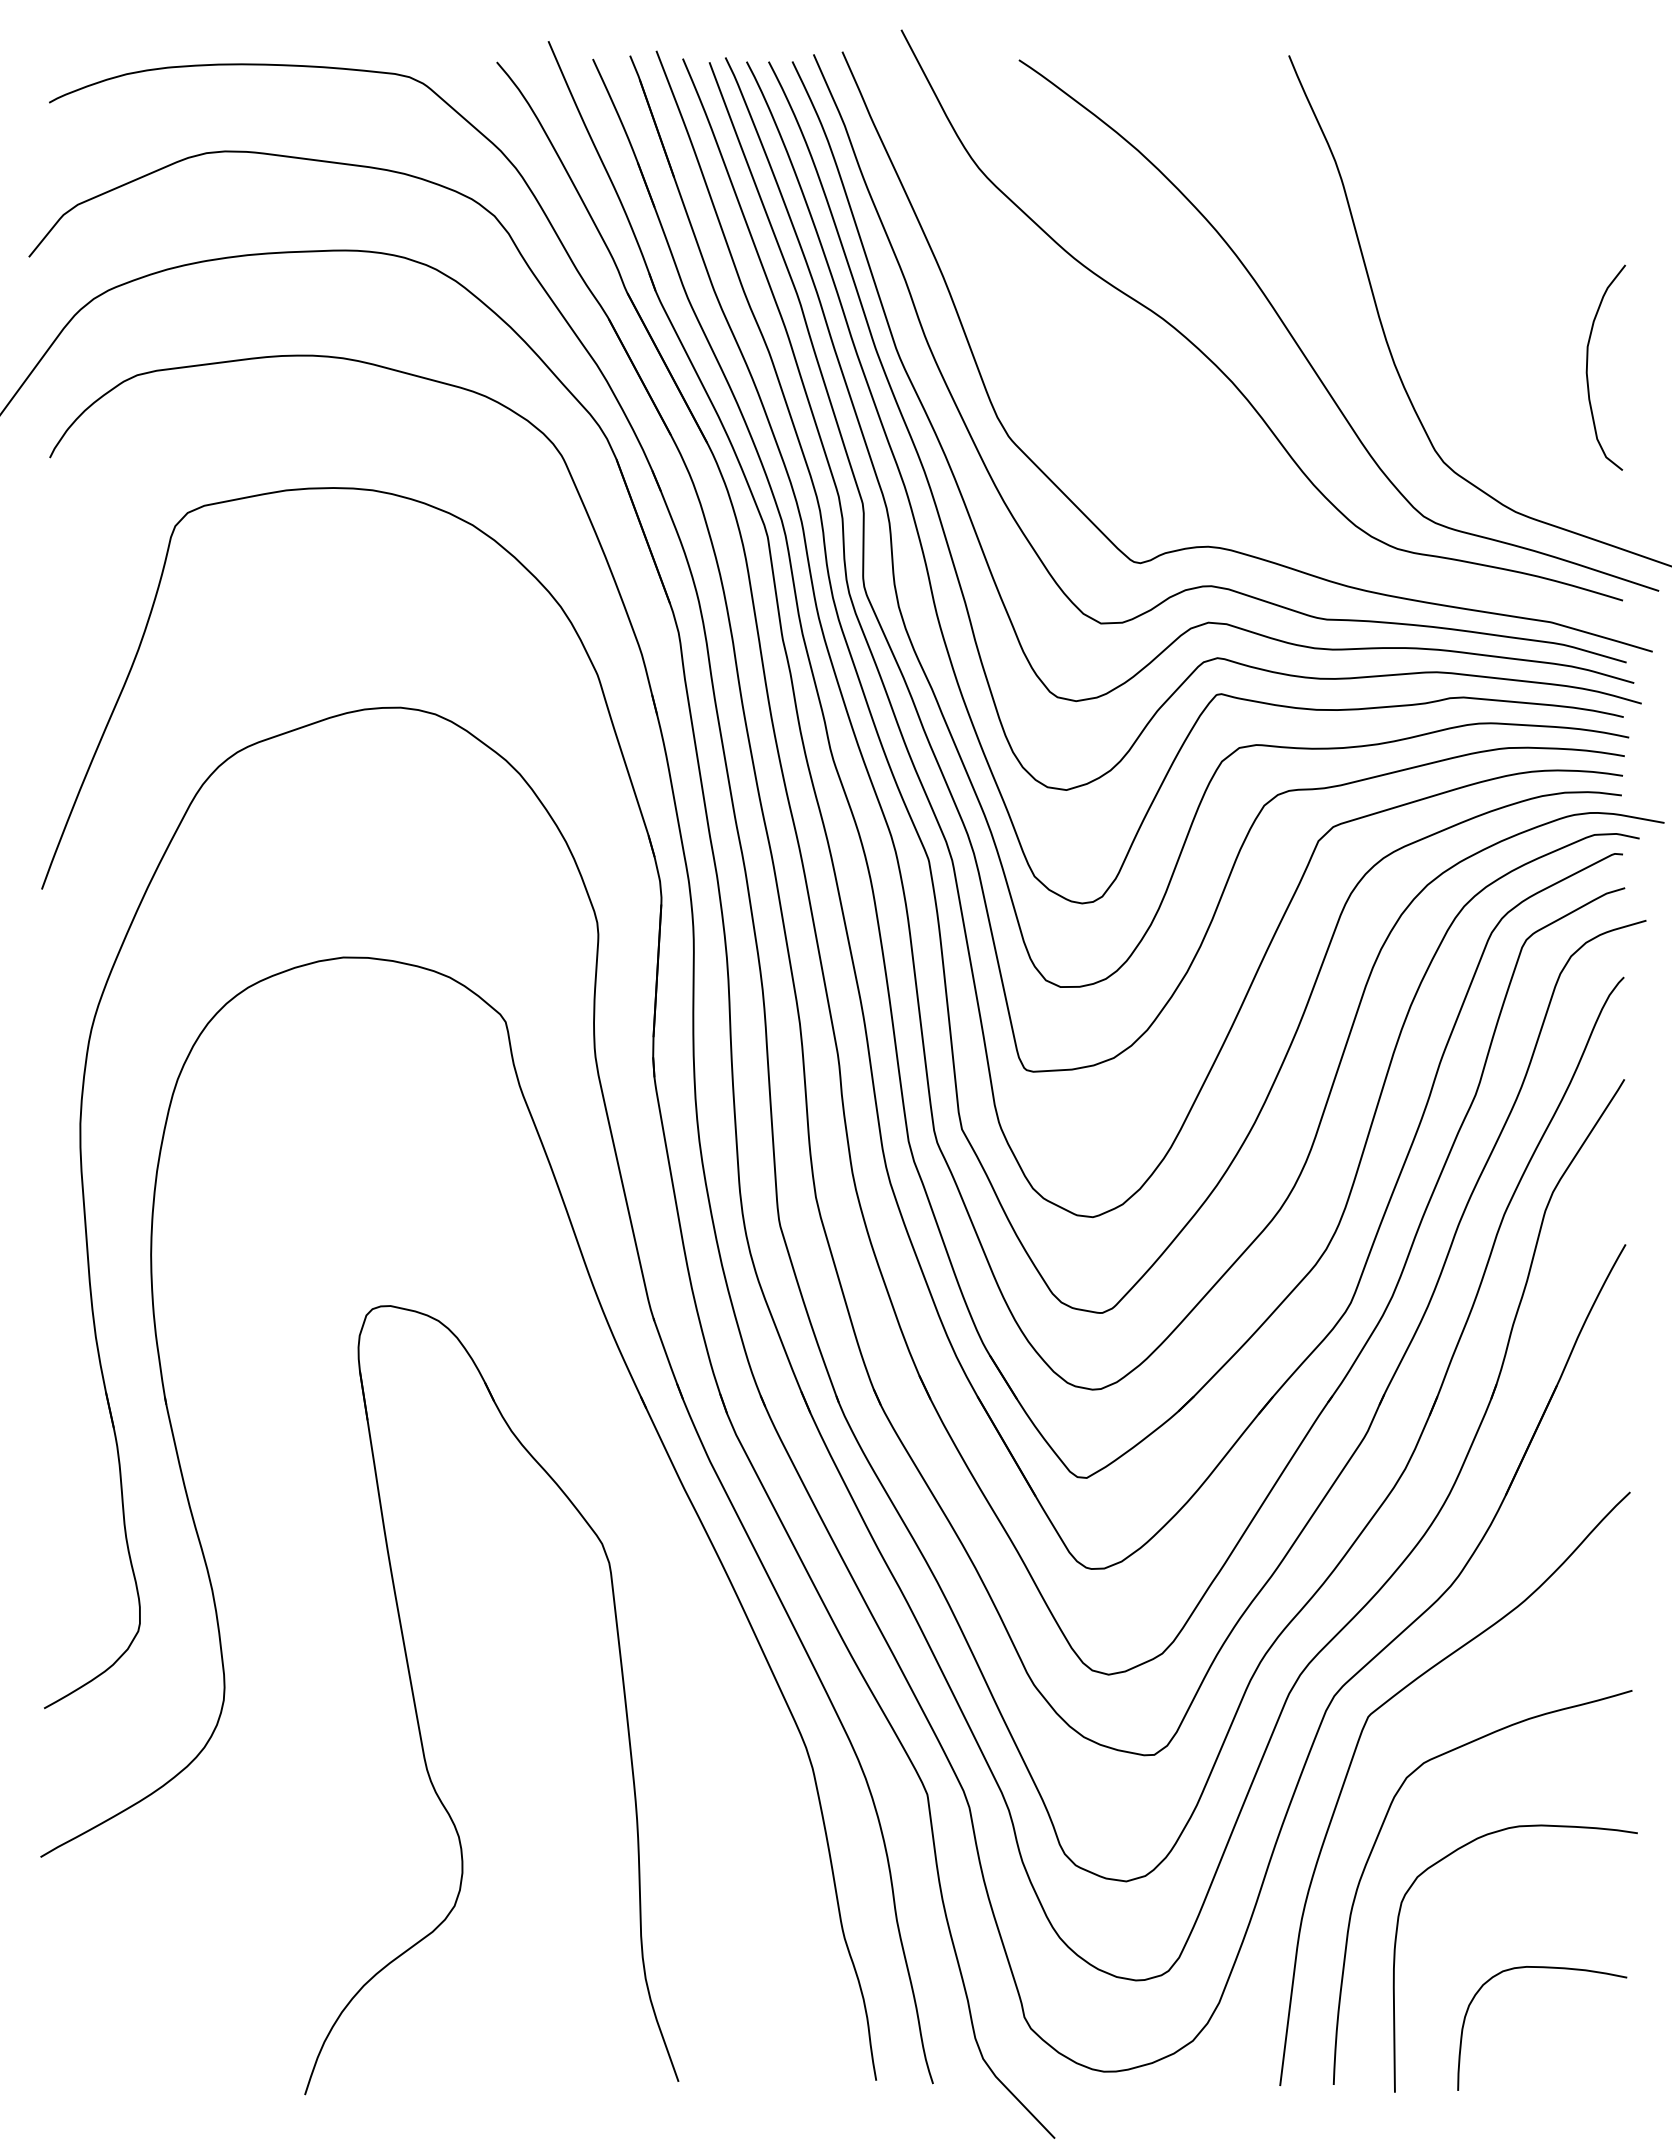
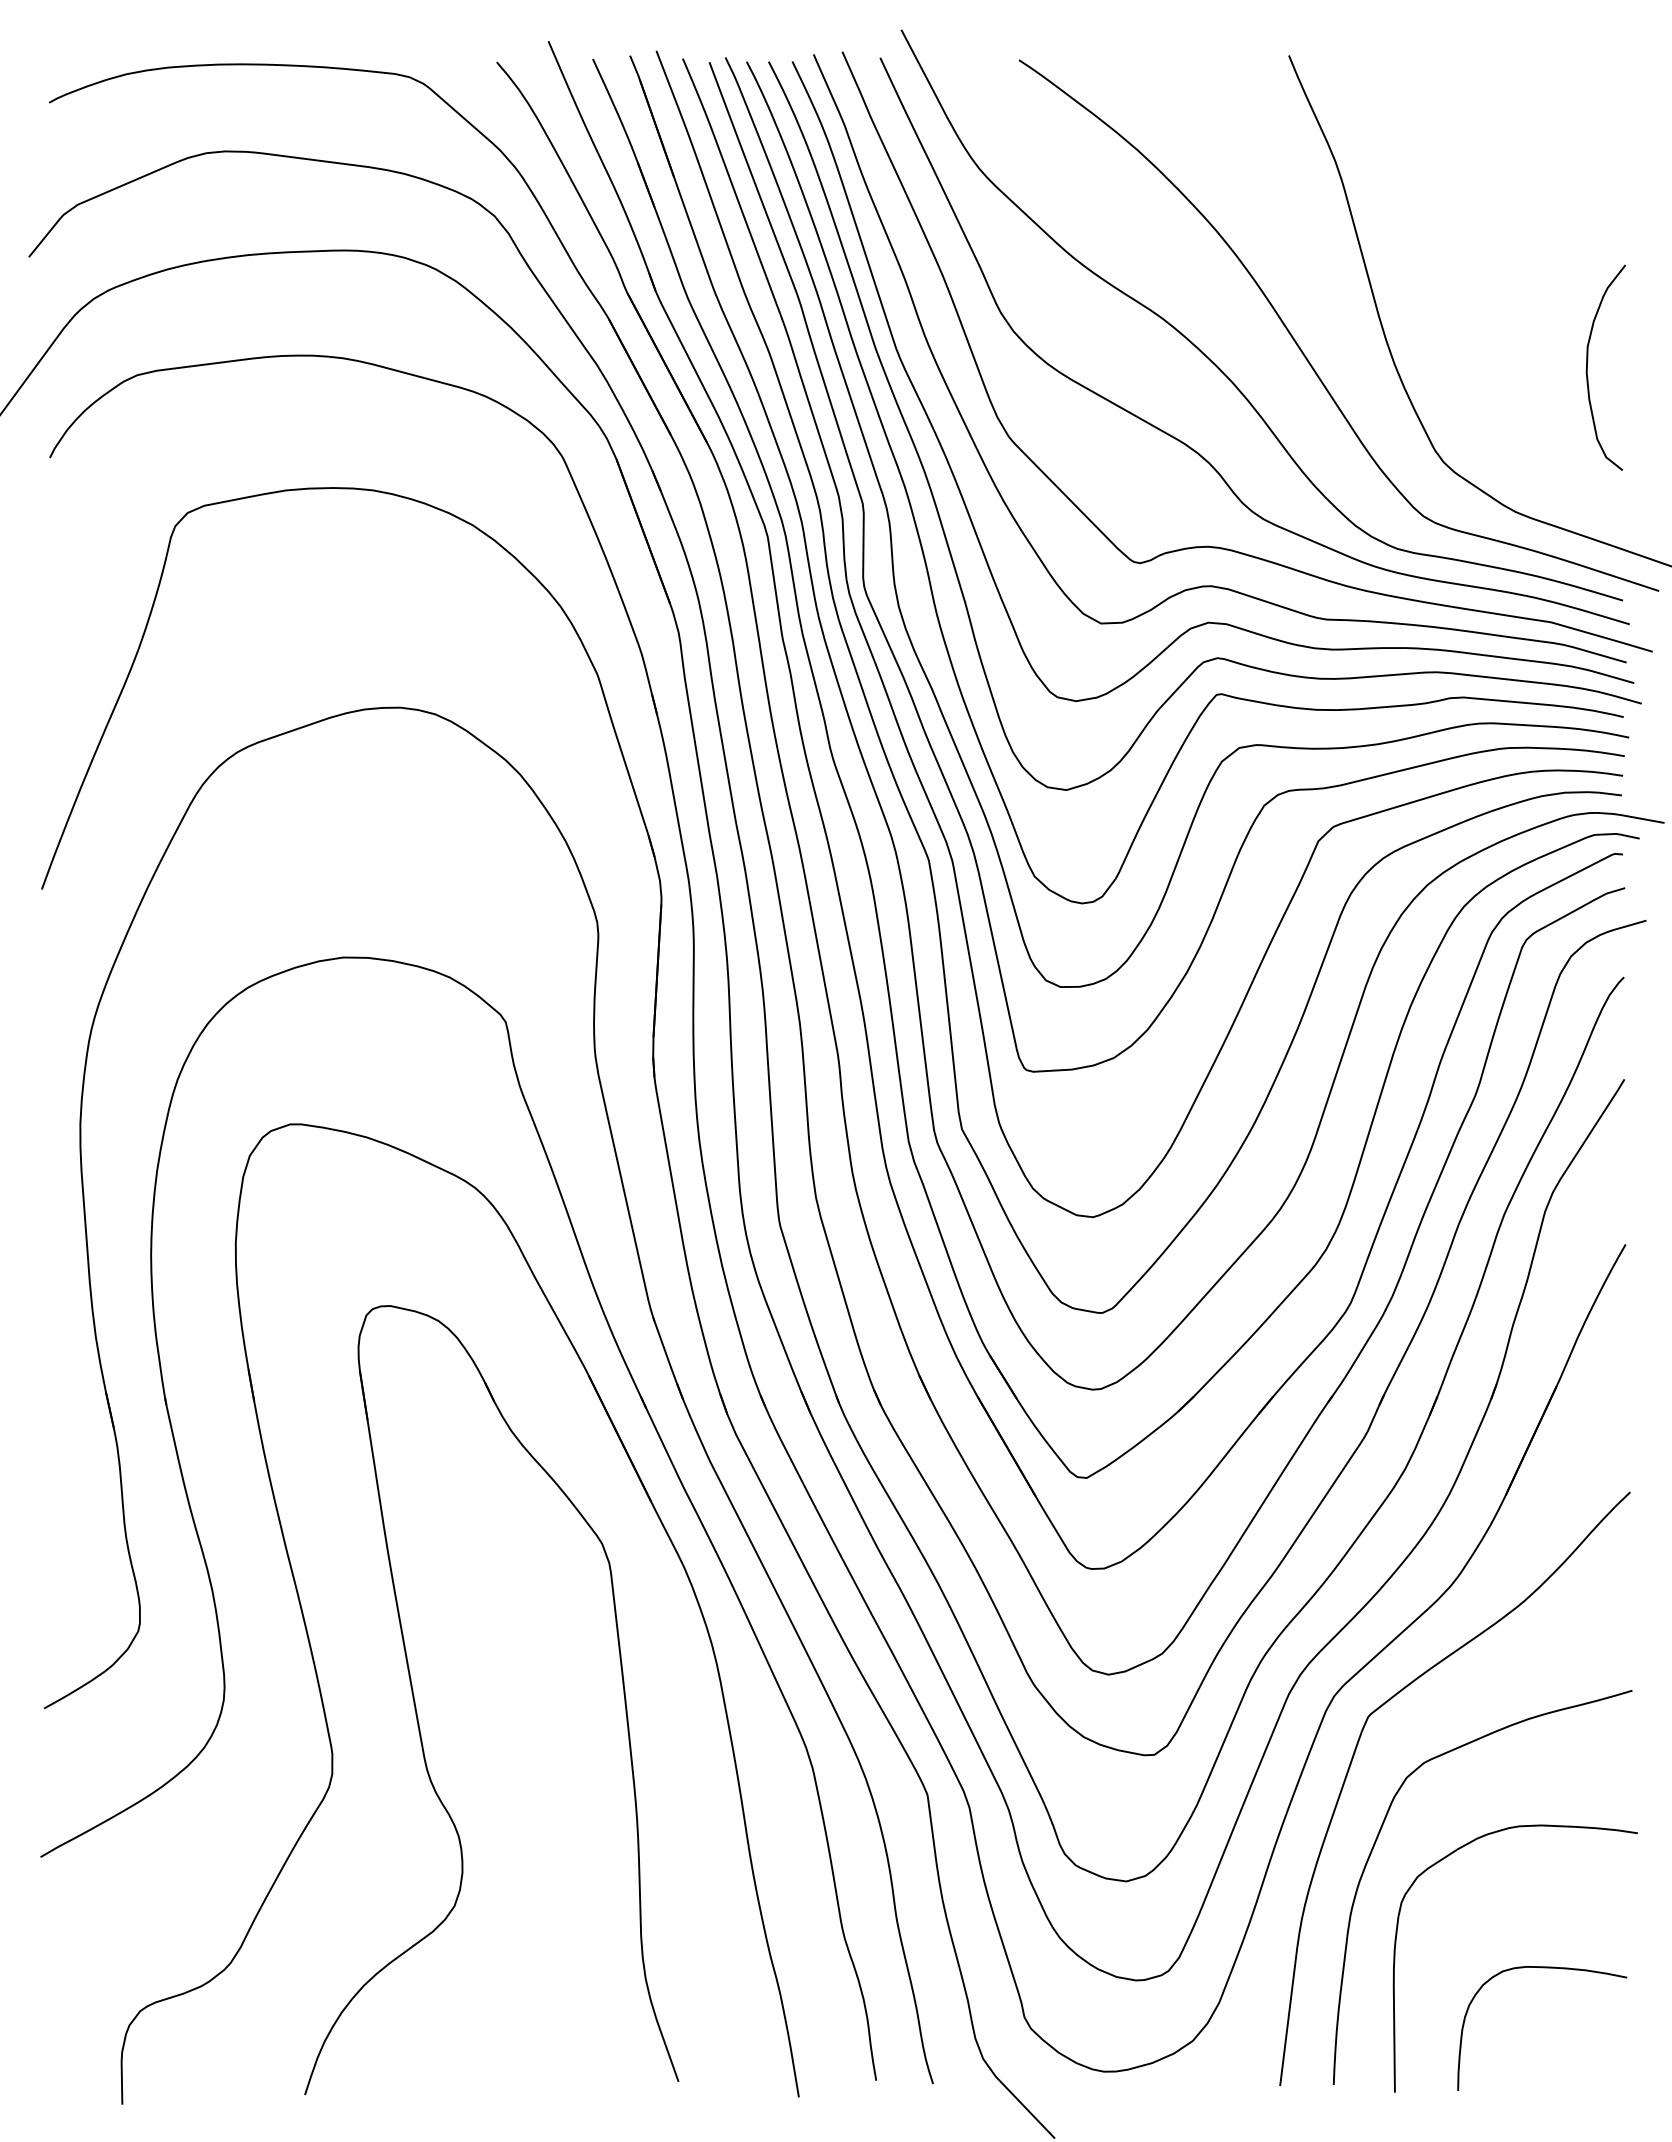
curve: none -> present (1187, 444)
part: none -> present (312, 1650)
